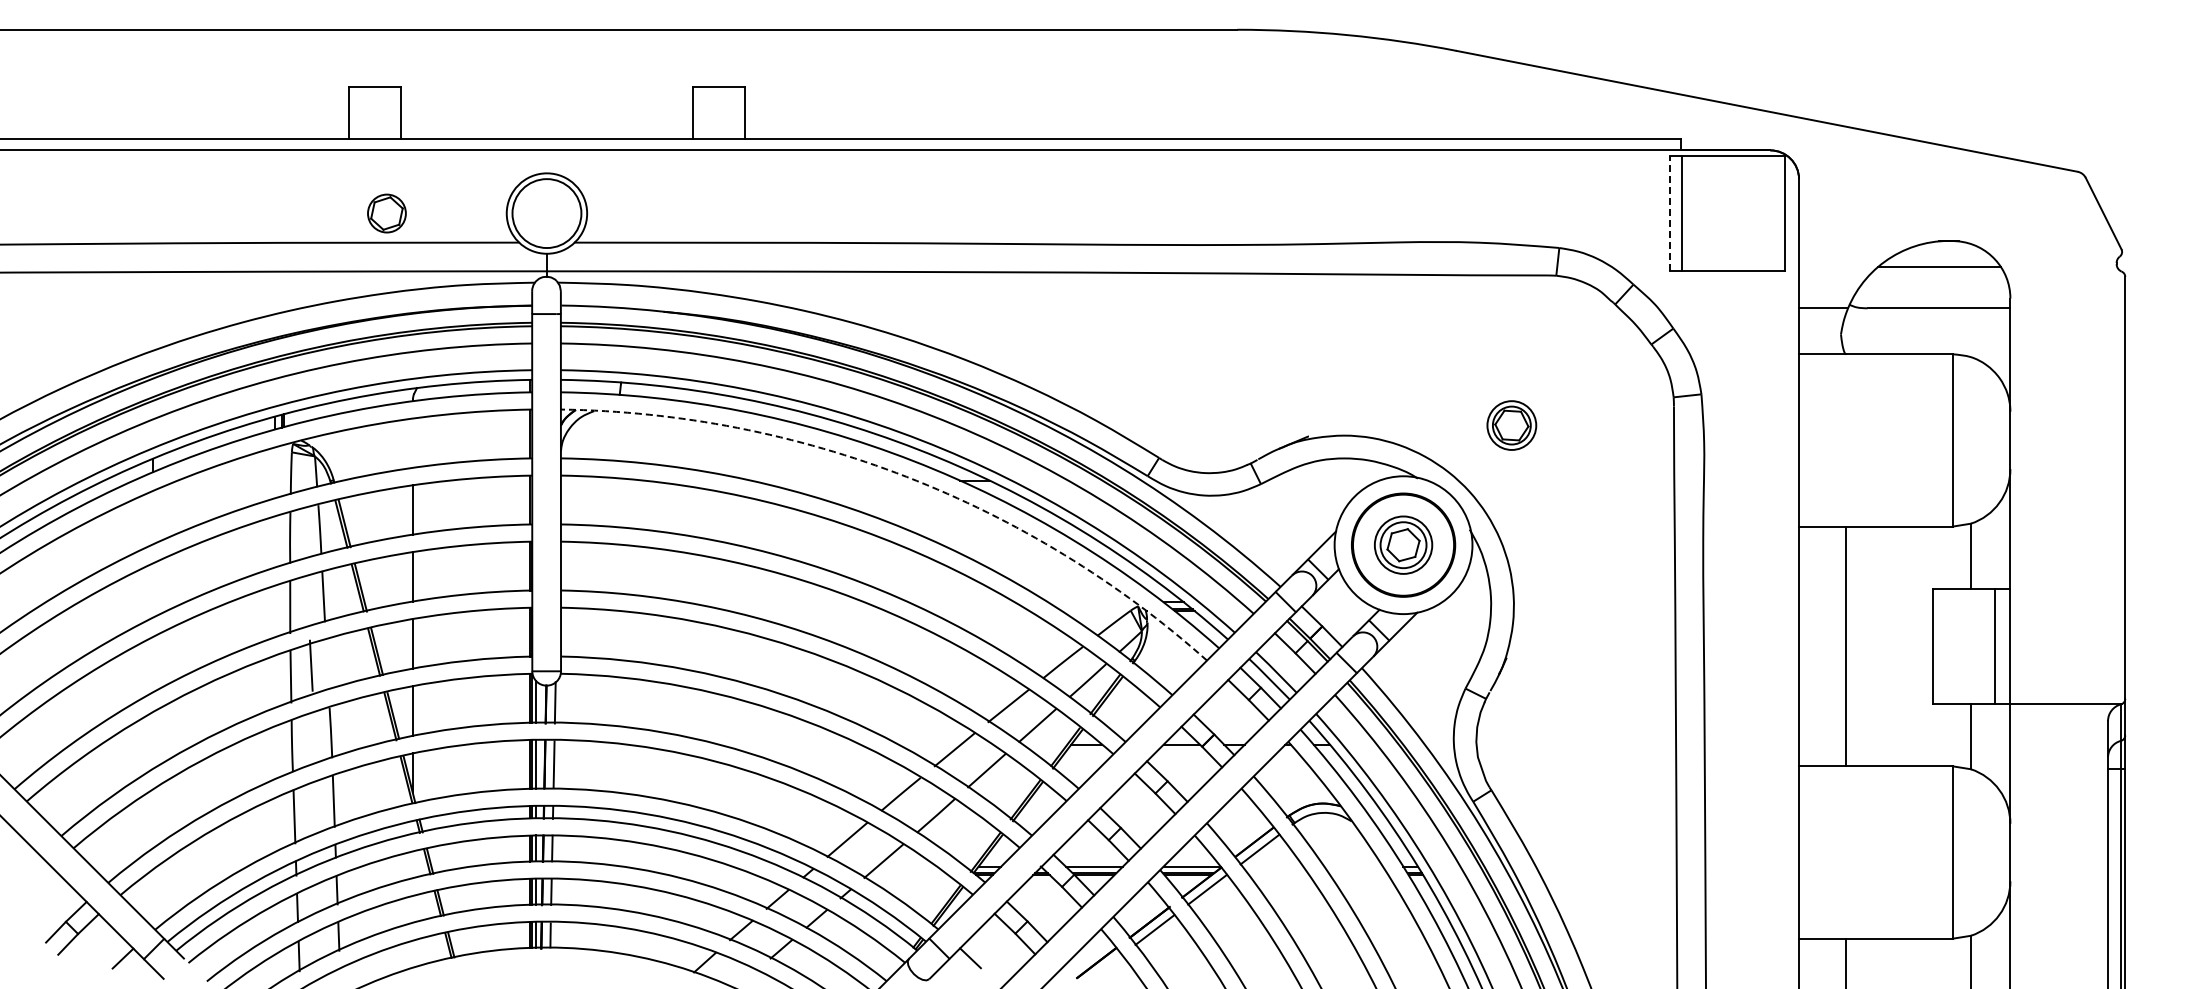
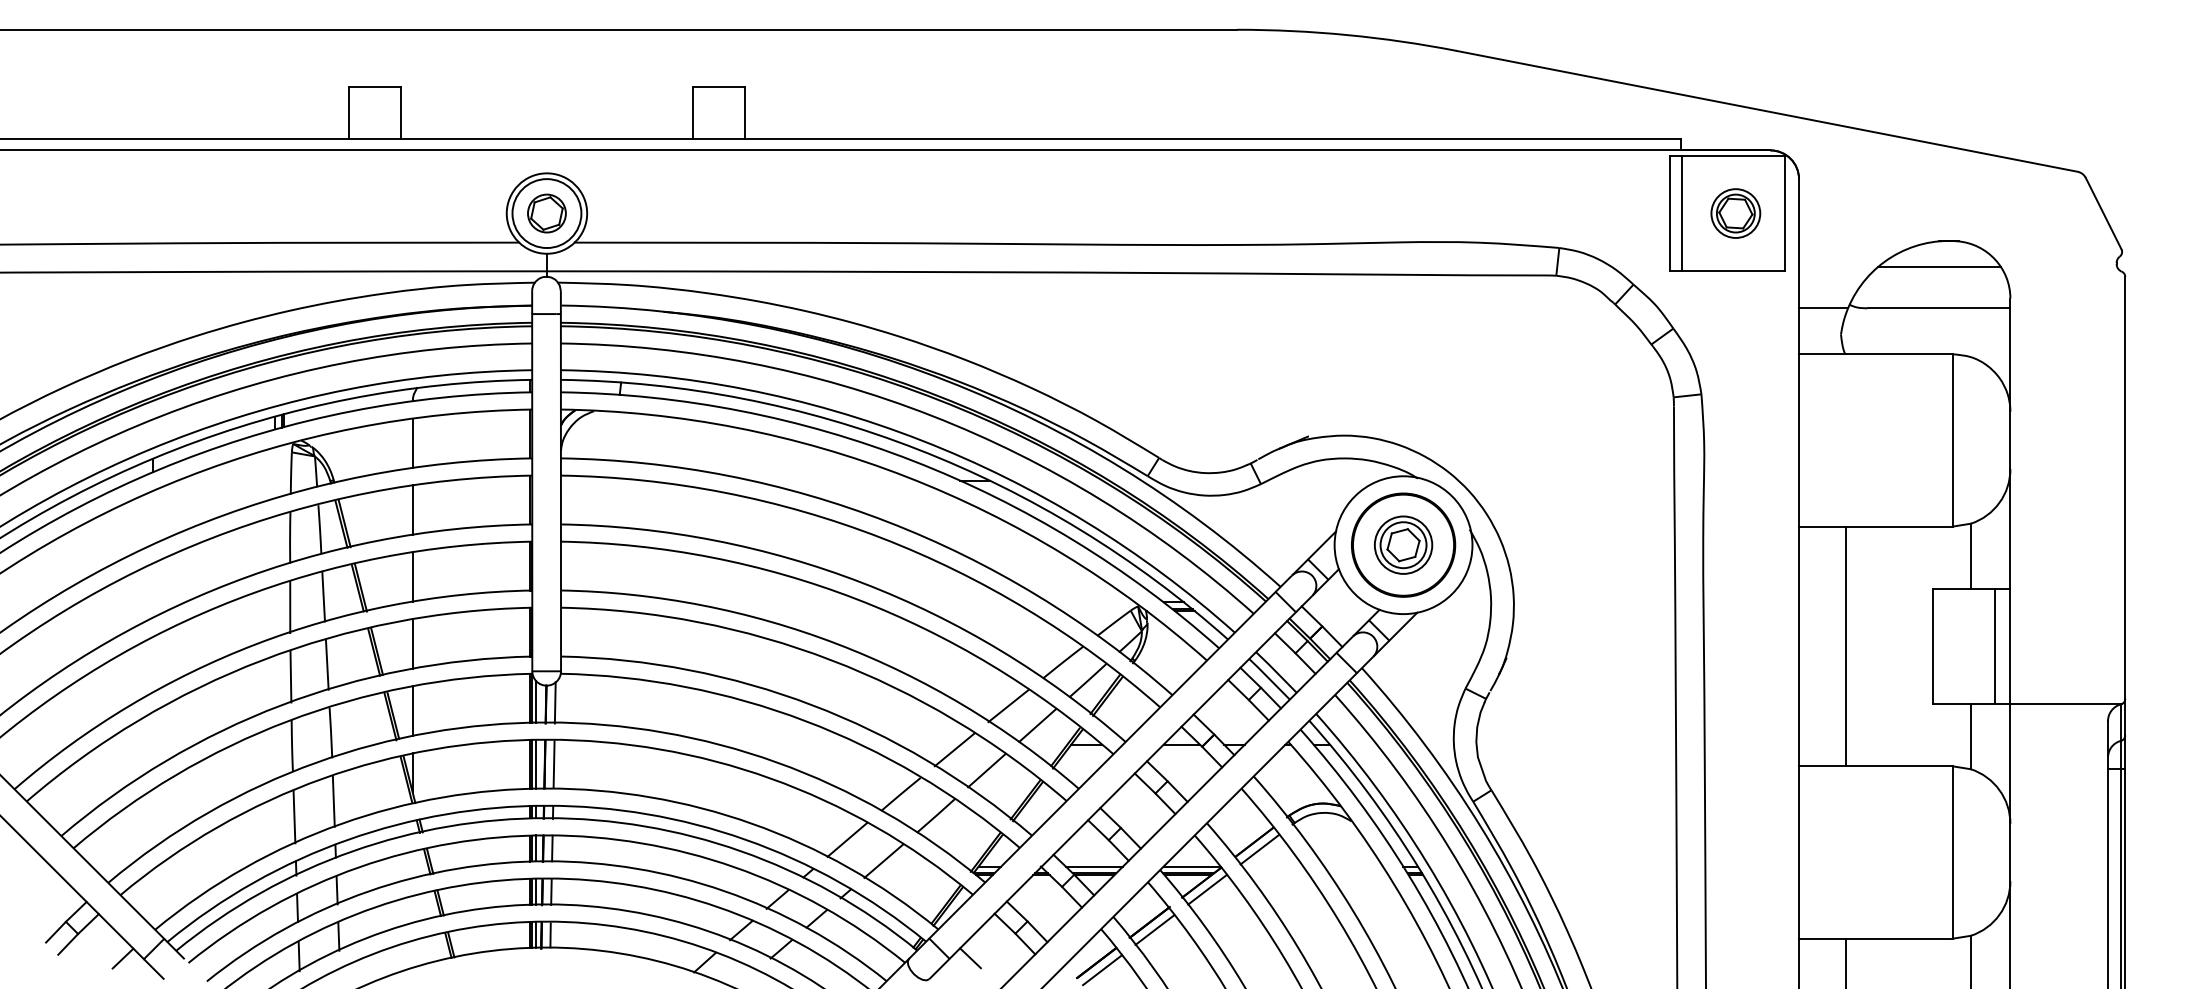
part position: (386, 213) -> (546, 213) (546, 213)
line: dashed -> solid (1669, 213)
part position: (1511, 425) -> (1735, 213) (1735, 213)
line: none -> present (412, 442)
arc: dashed -> solid (906, 476)
line position: (310, 665) -> (326, 664) (326, 664)
line: none -> present (1102, 970)
